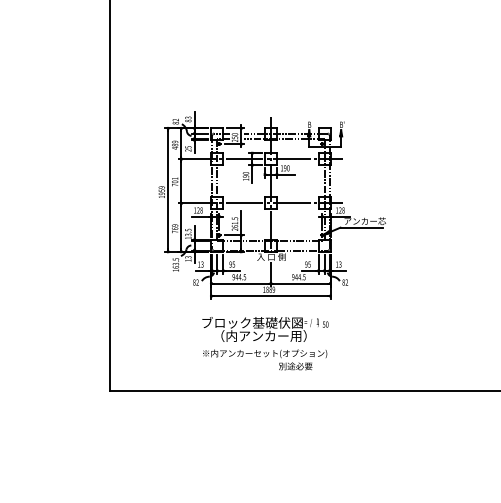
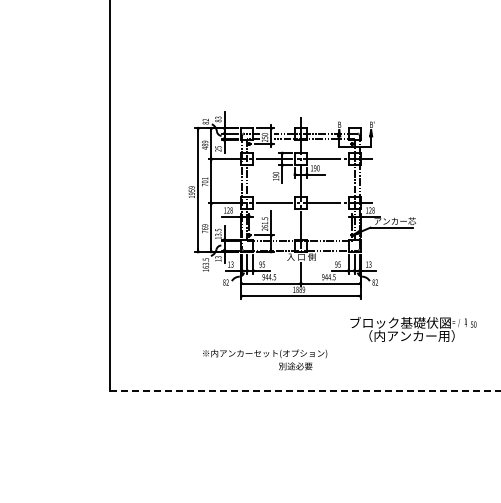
part position: (271, 205) -> (301, 205) (301, 205)
text position: (265, 329) -> (413, 329) (413, 329)
line: solid -> dashed (305, 390)
